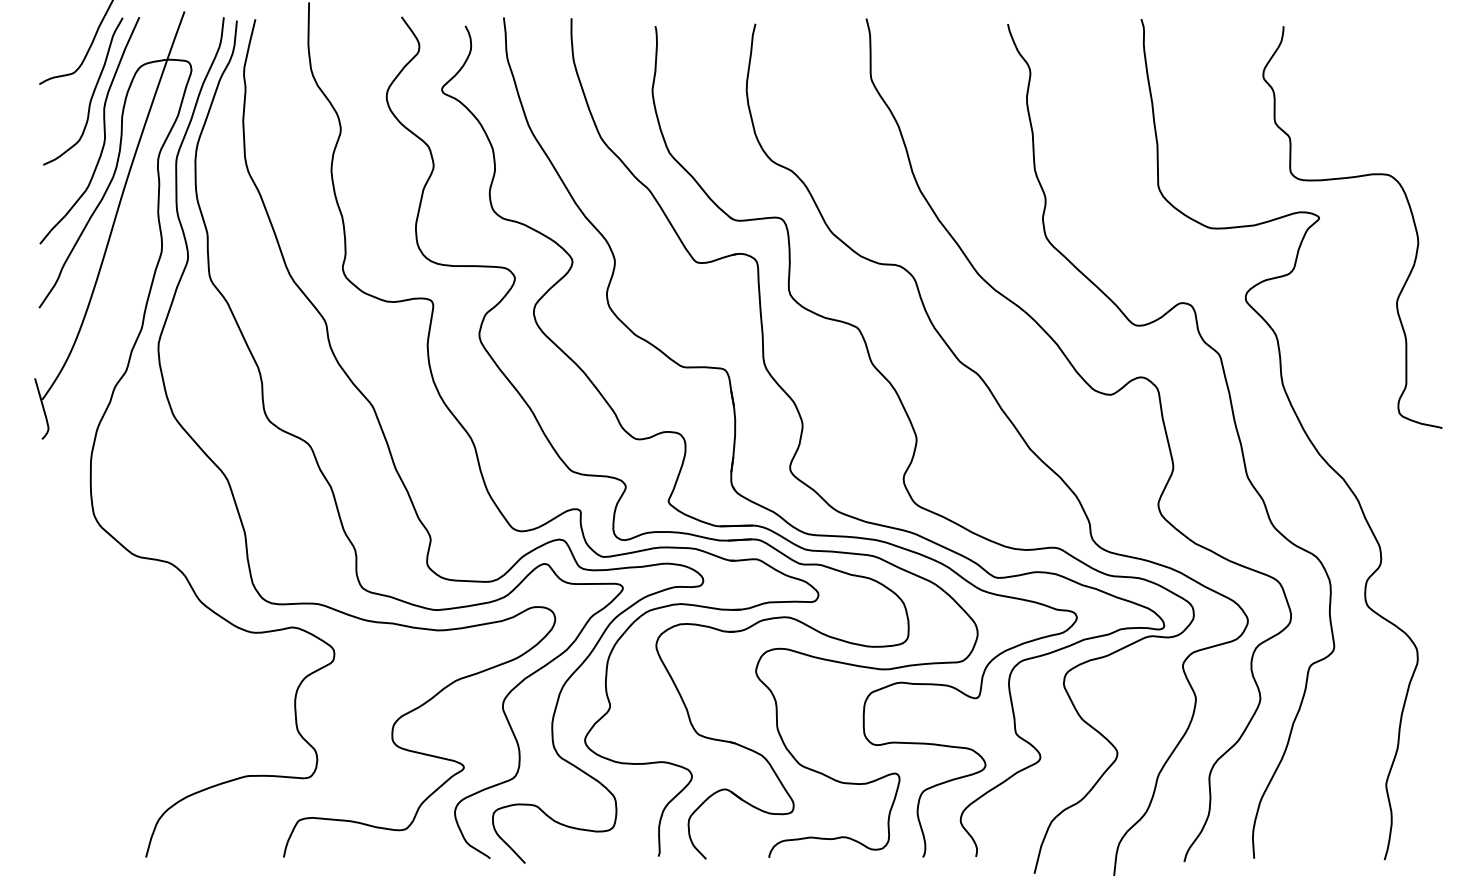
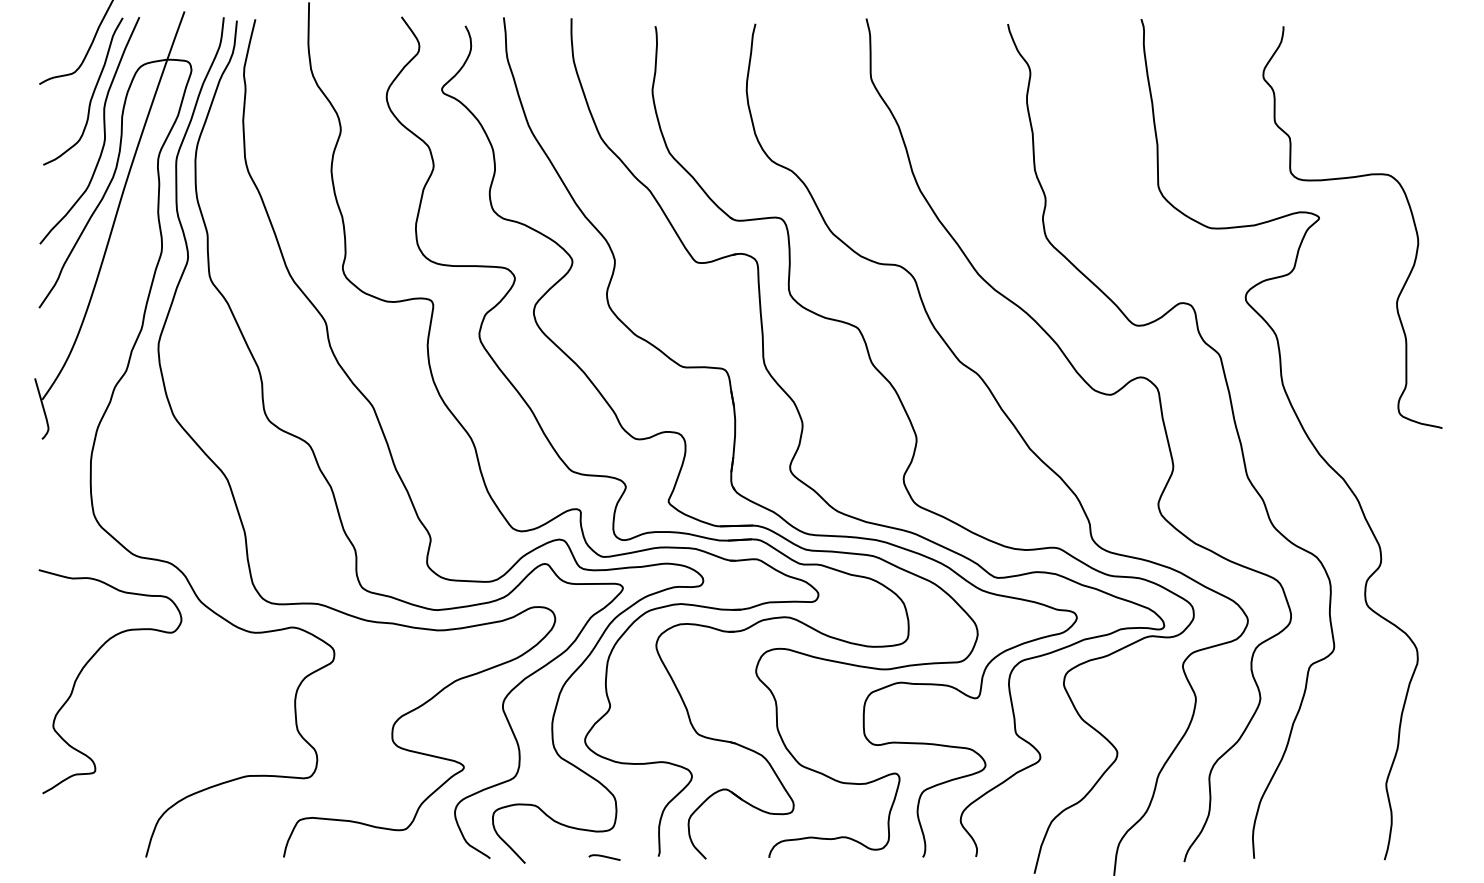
curve: none -> present (87, 664)
curve: none -> present (604, 857)
